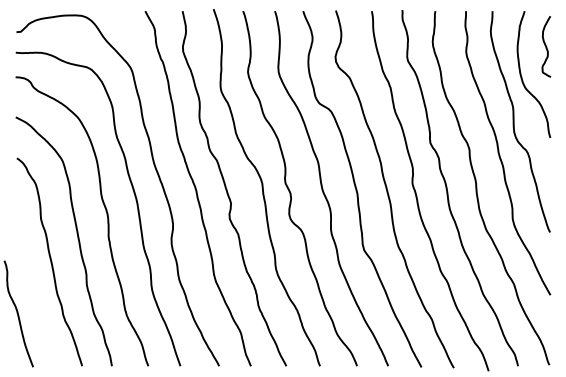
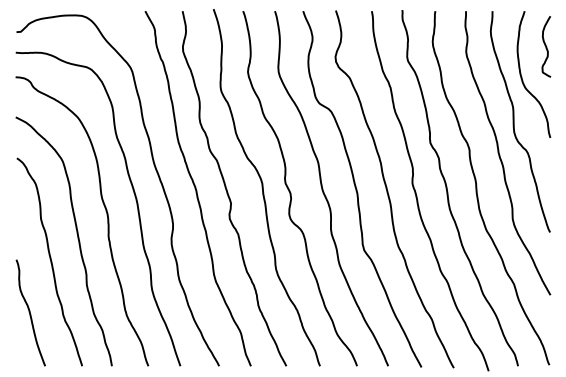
curve position: (18, 313) -> (30, 312) (30, 312)
